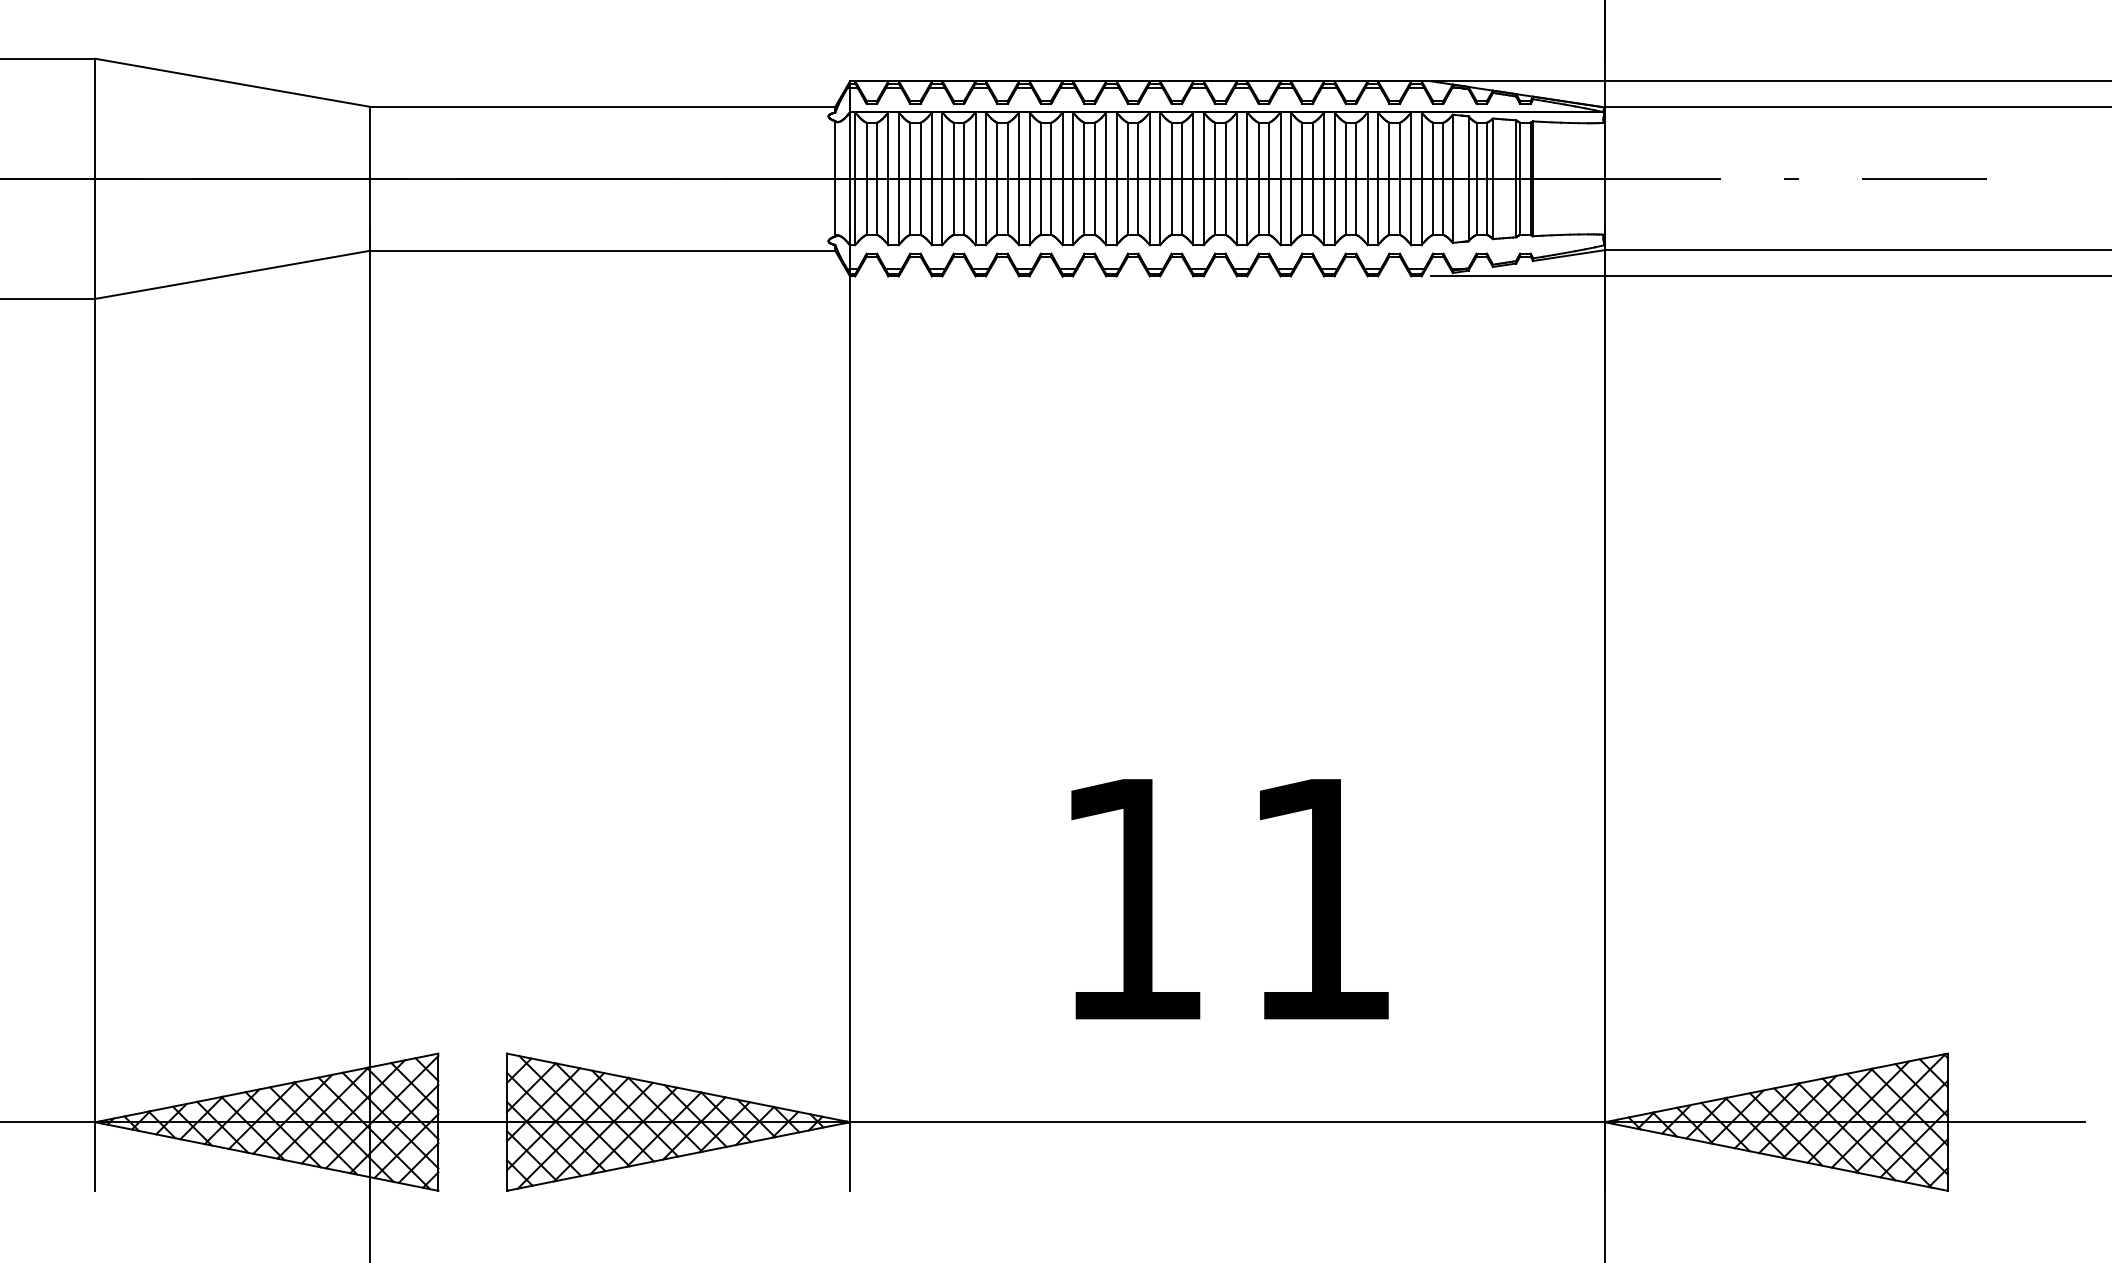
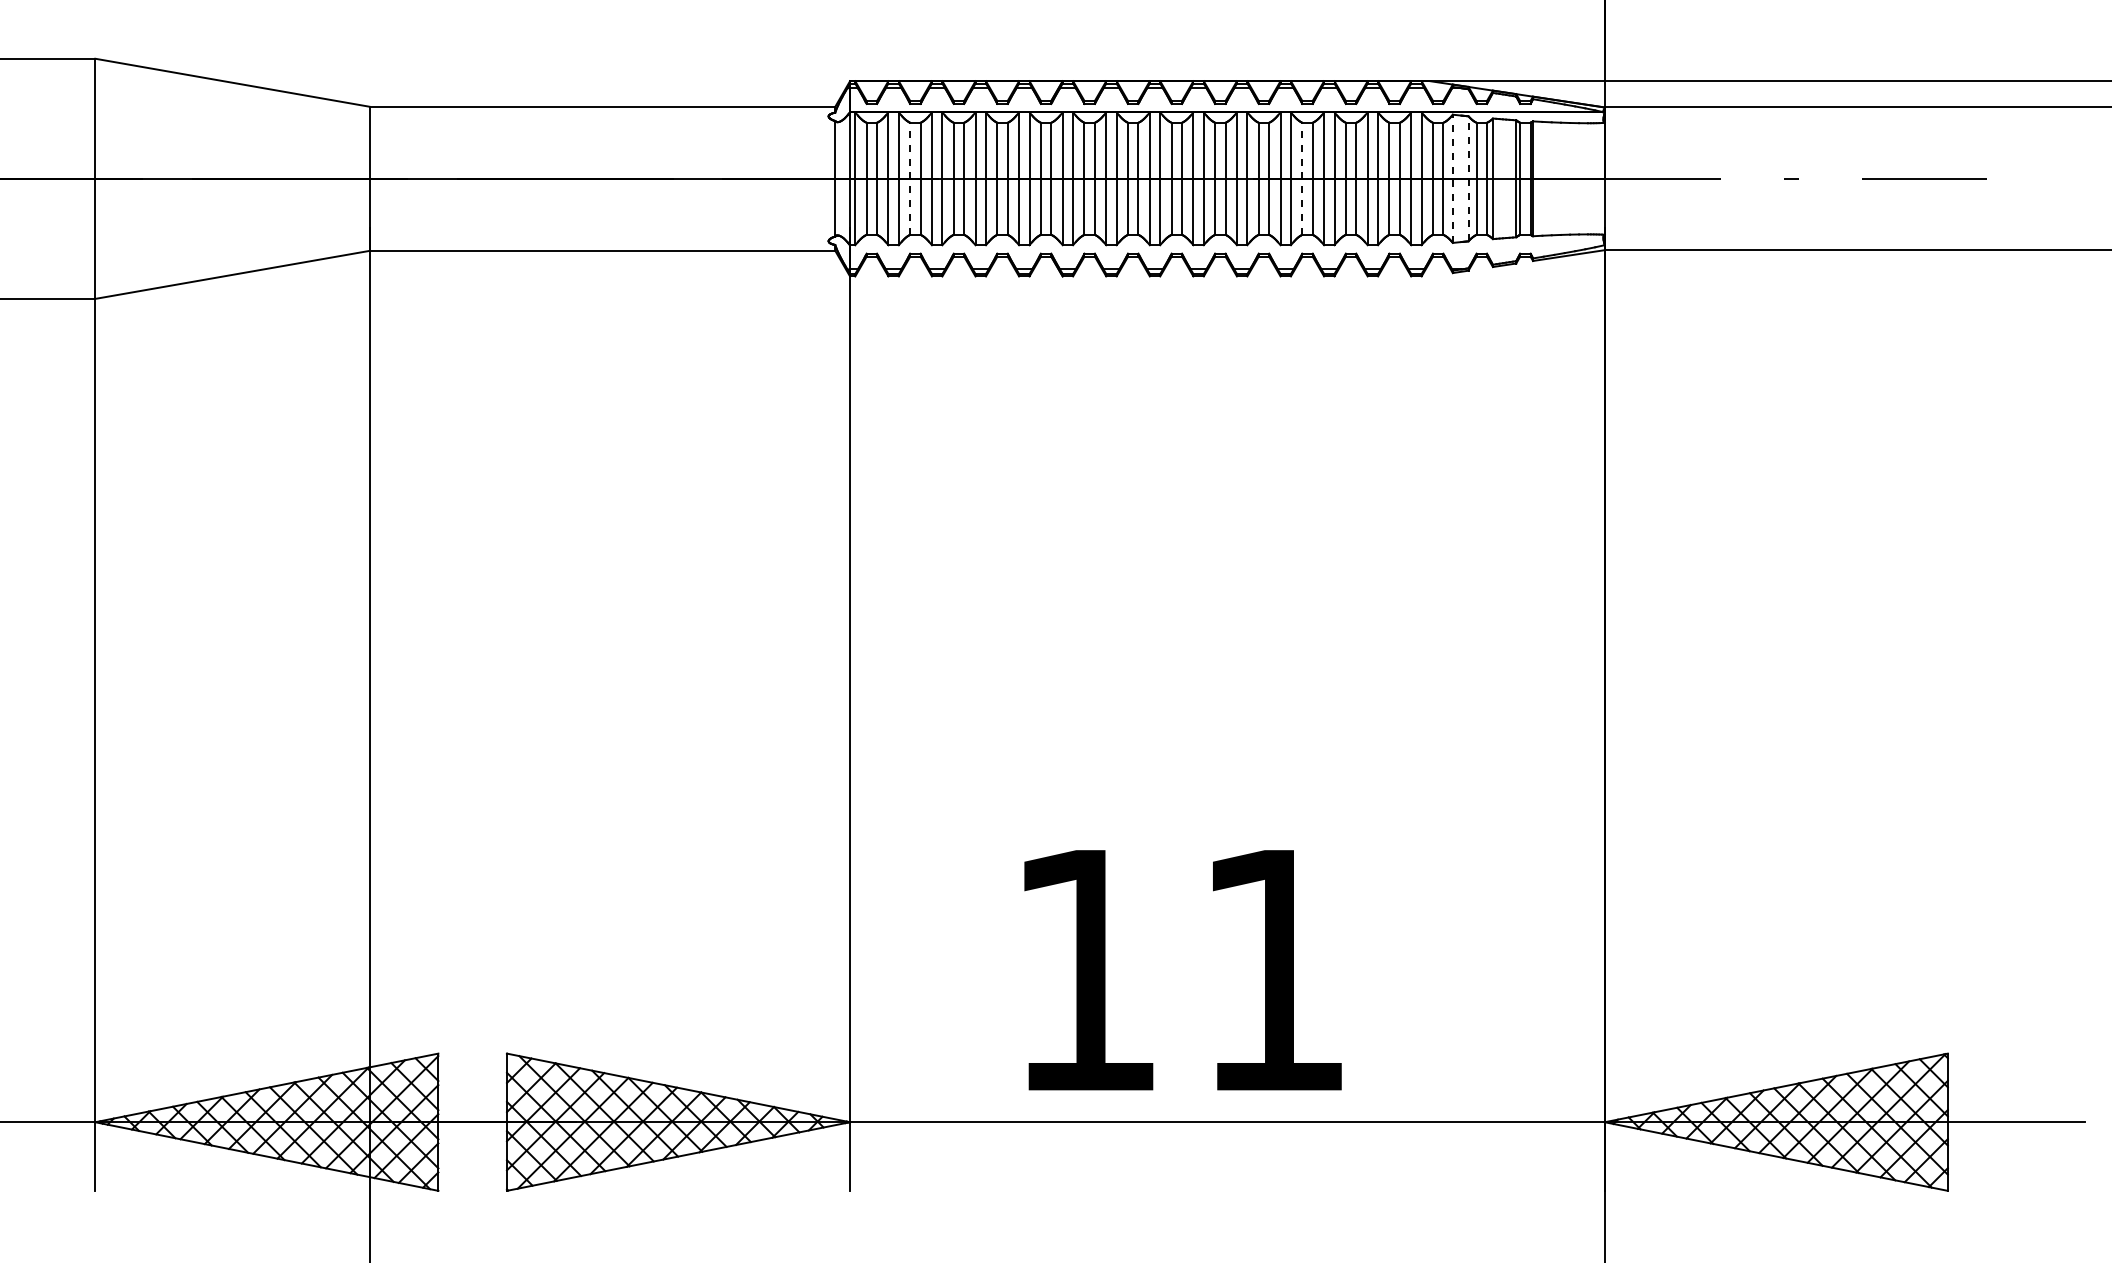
line: solid -> dashed (910, 178)
line: solid -> dashed (1302, 178)
line: solid -> dashed (1452, 178)
line: solid -> dashed (1468, 178)
line: present -> none (1769, 276)
text position: (1229, 899) -> (1182, 970) (1182, 970)
